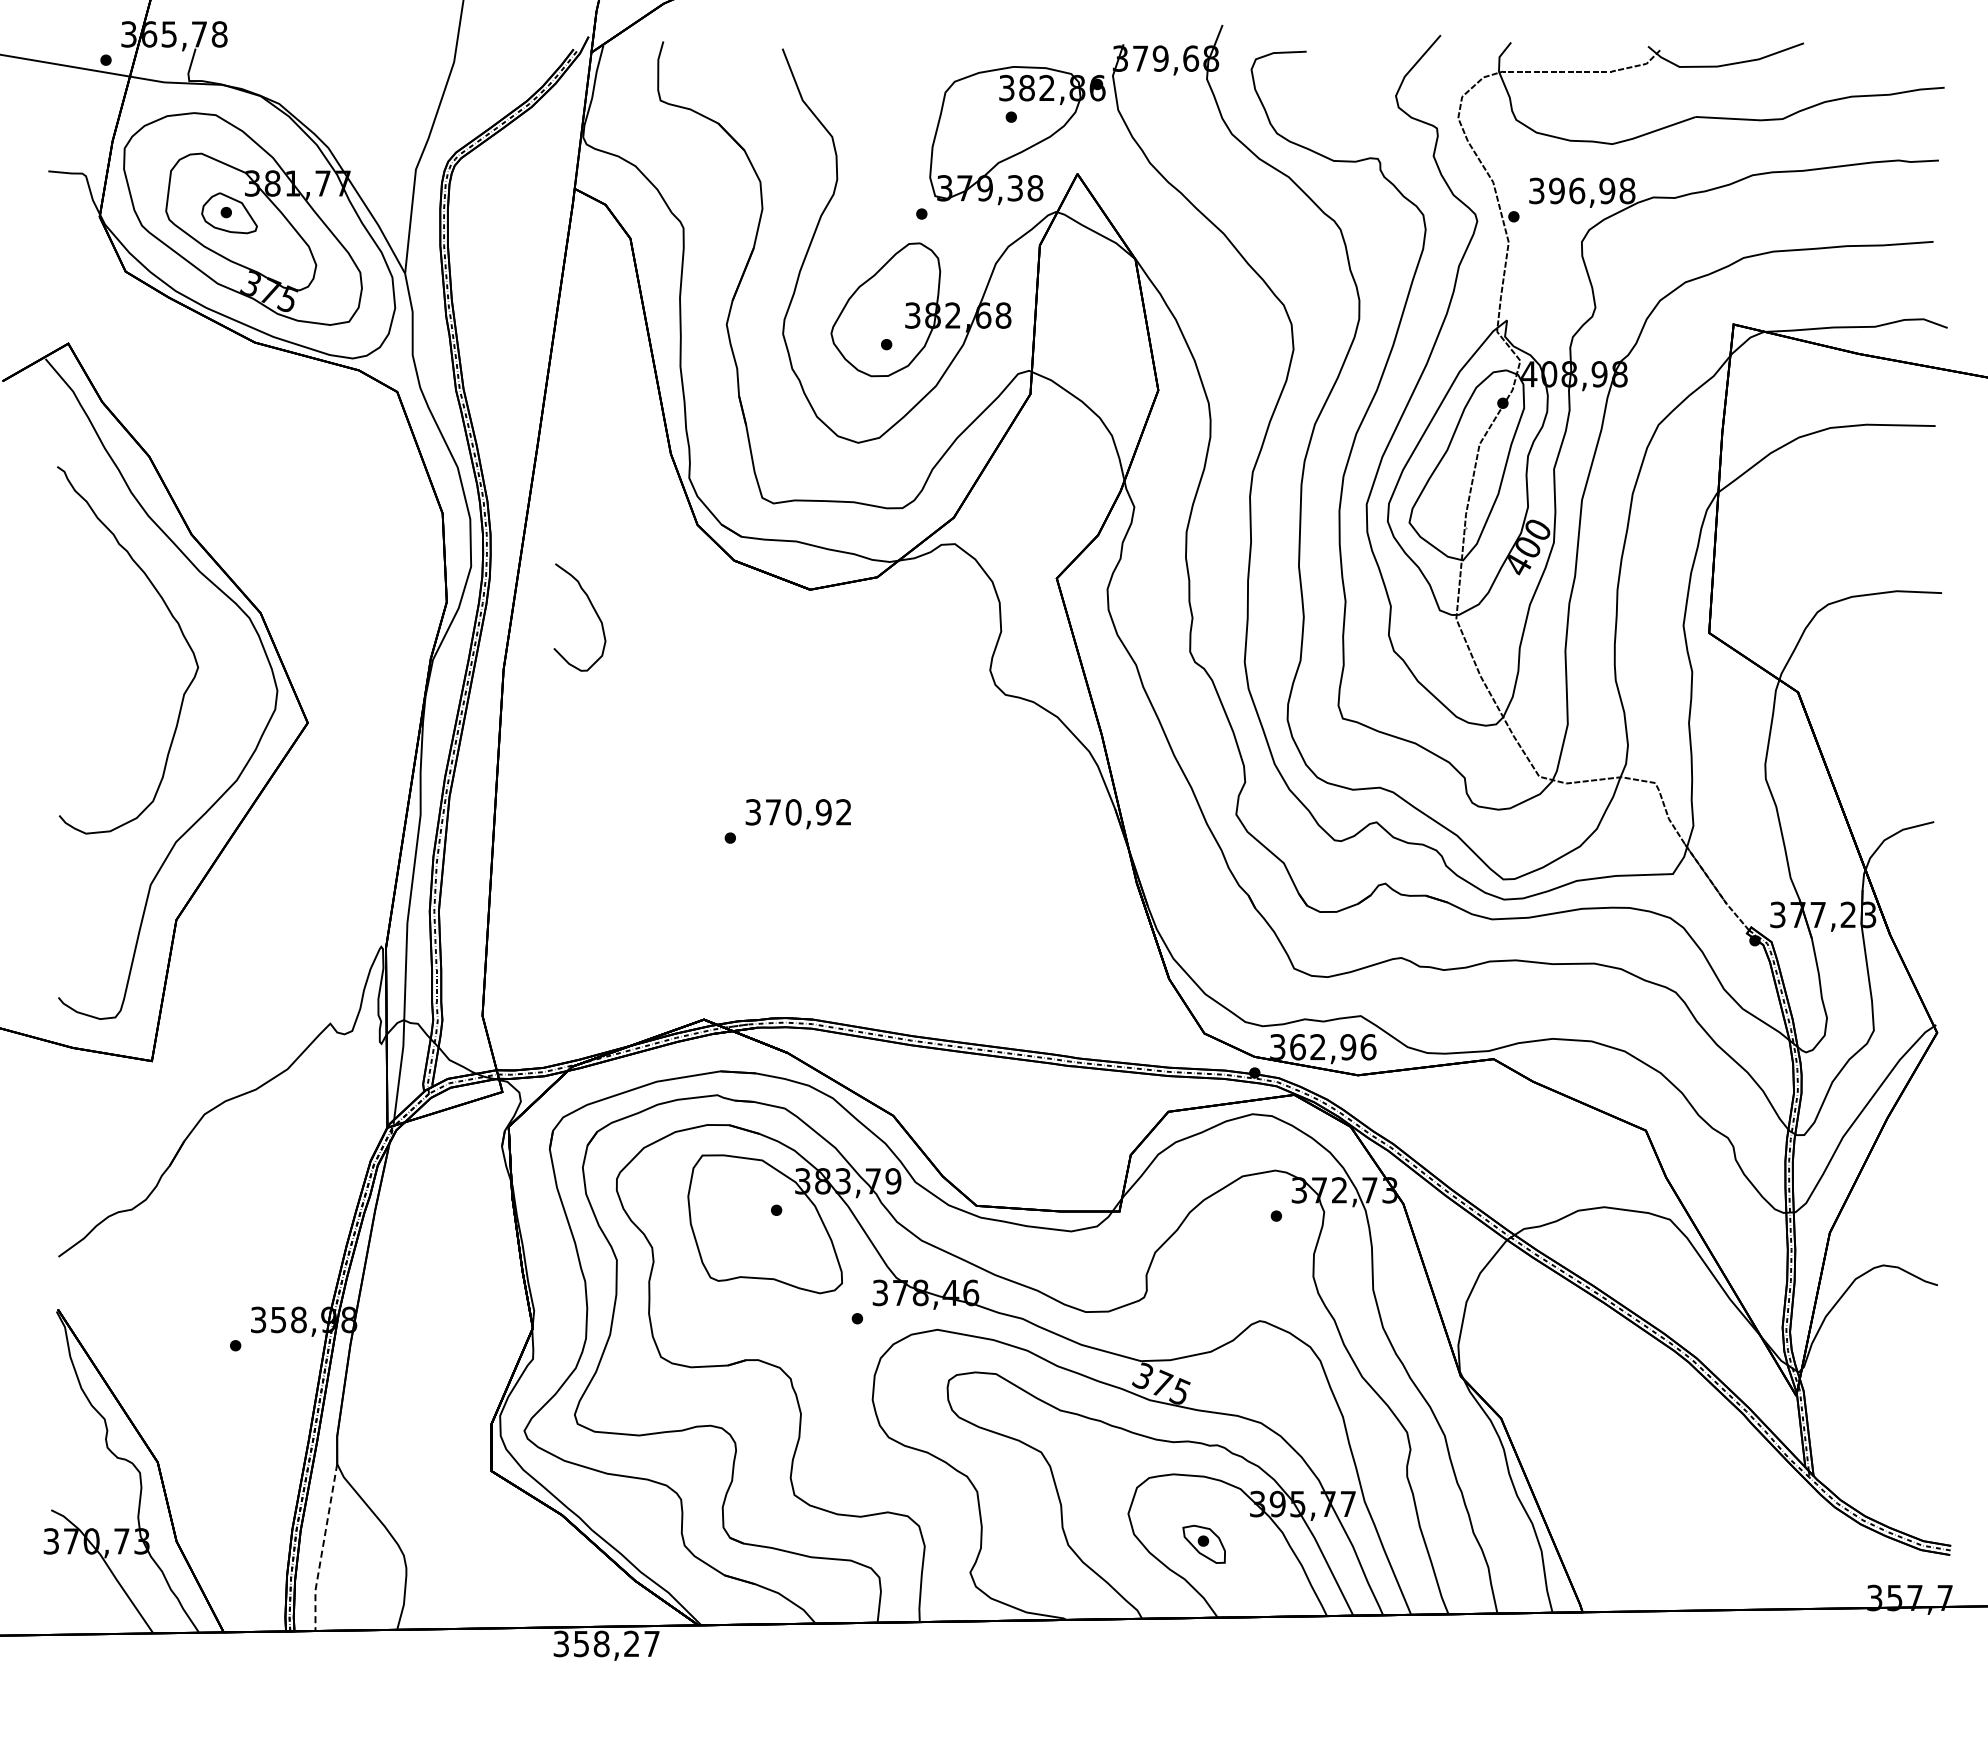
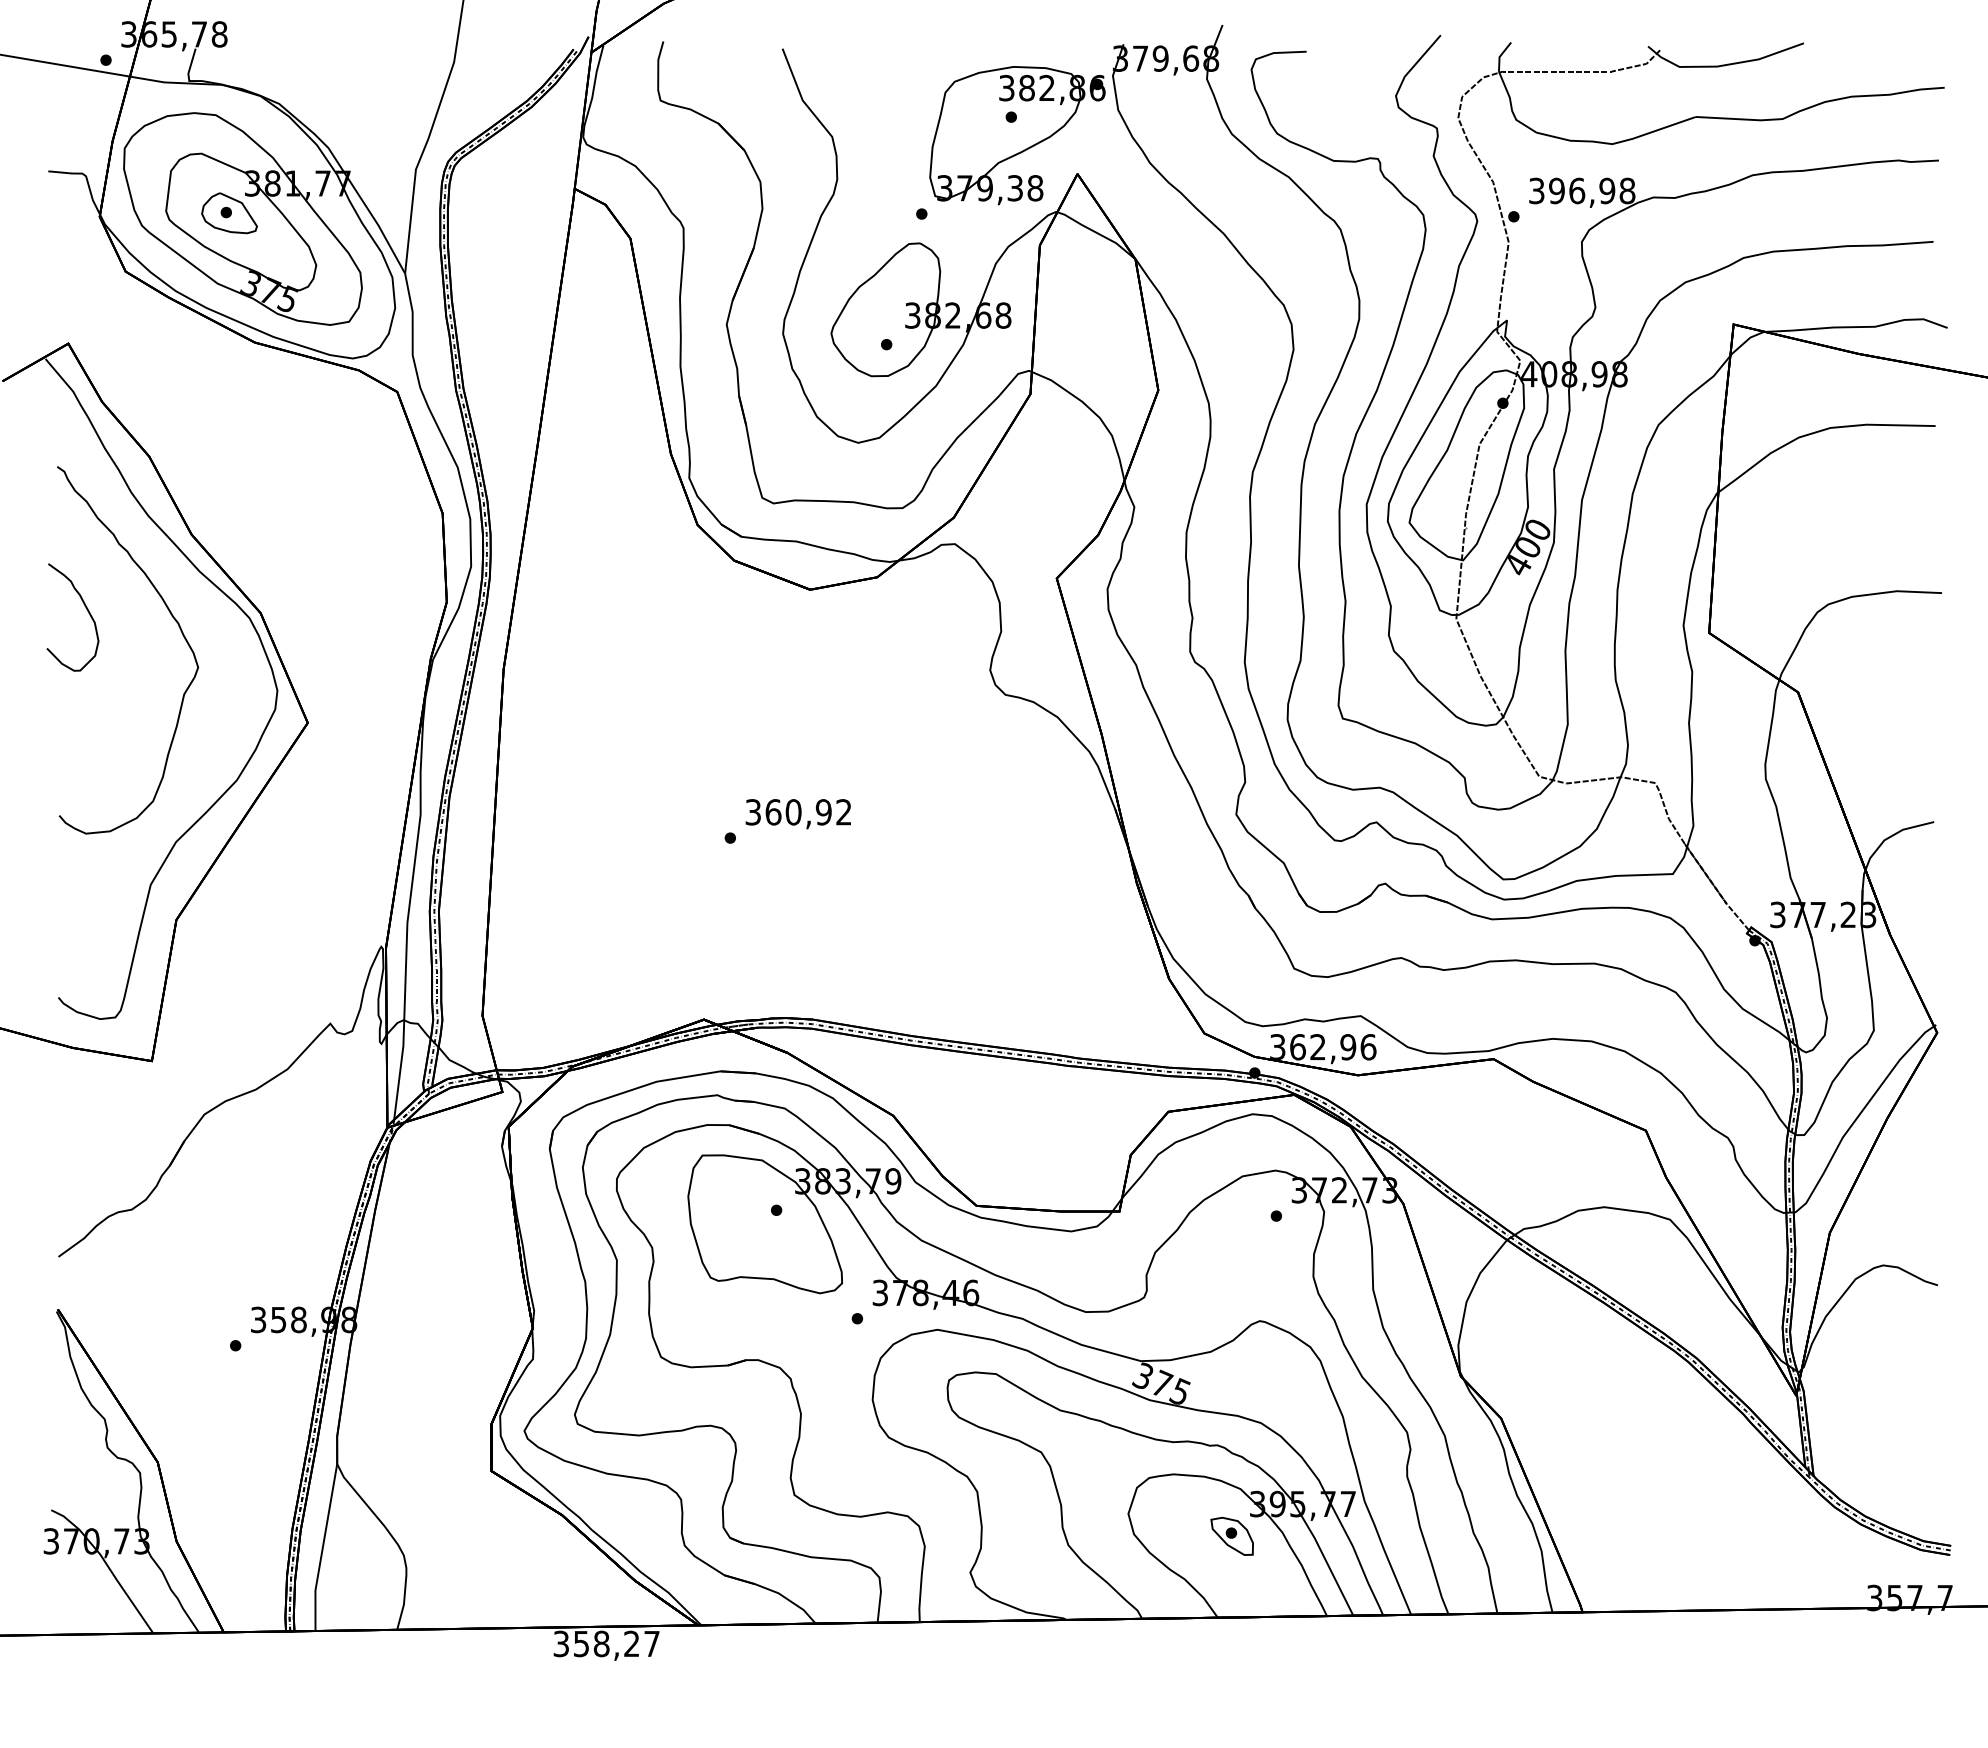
curve position: (593, 609) -> (86, 609) (86, 609)
text: 370,92 -> 360,92 (773, 812)
part position: (1203, 1543) -> (1231, 1535) (1231, 1535)
line: dashed -> solid (322, 1548)
